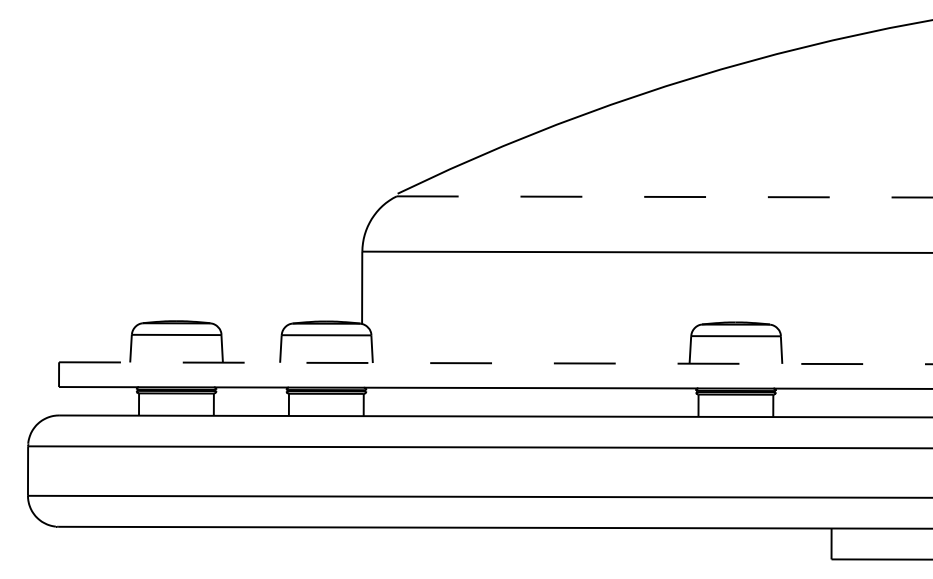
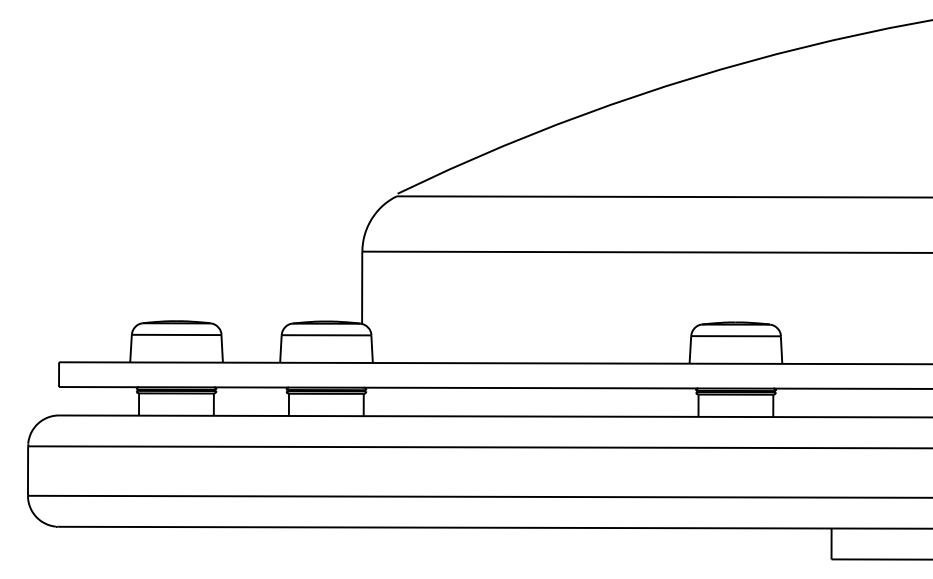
line: dashed -> solid (664, 196)
line: dashed -> solid (496, 363)
